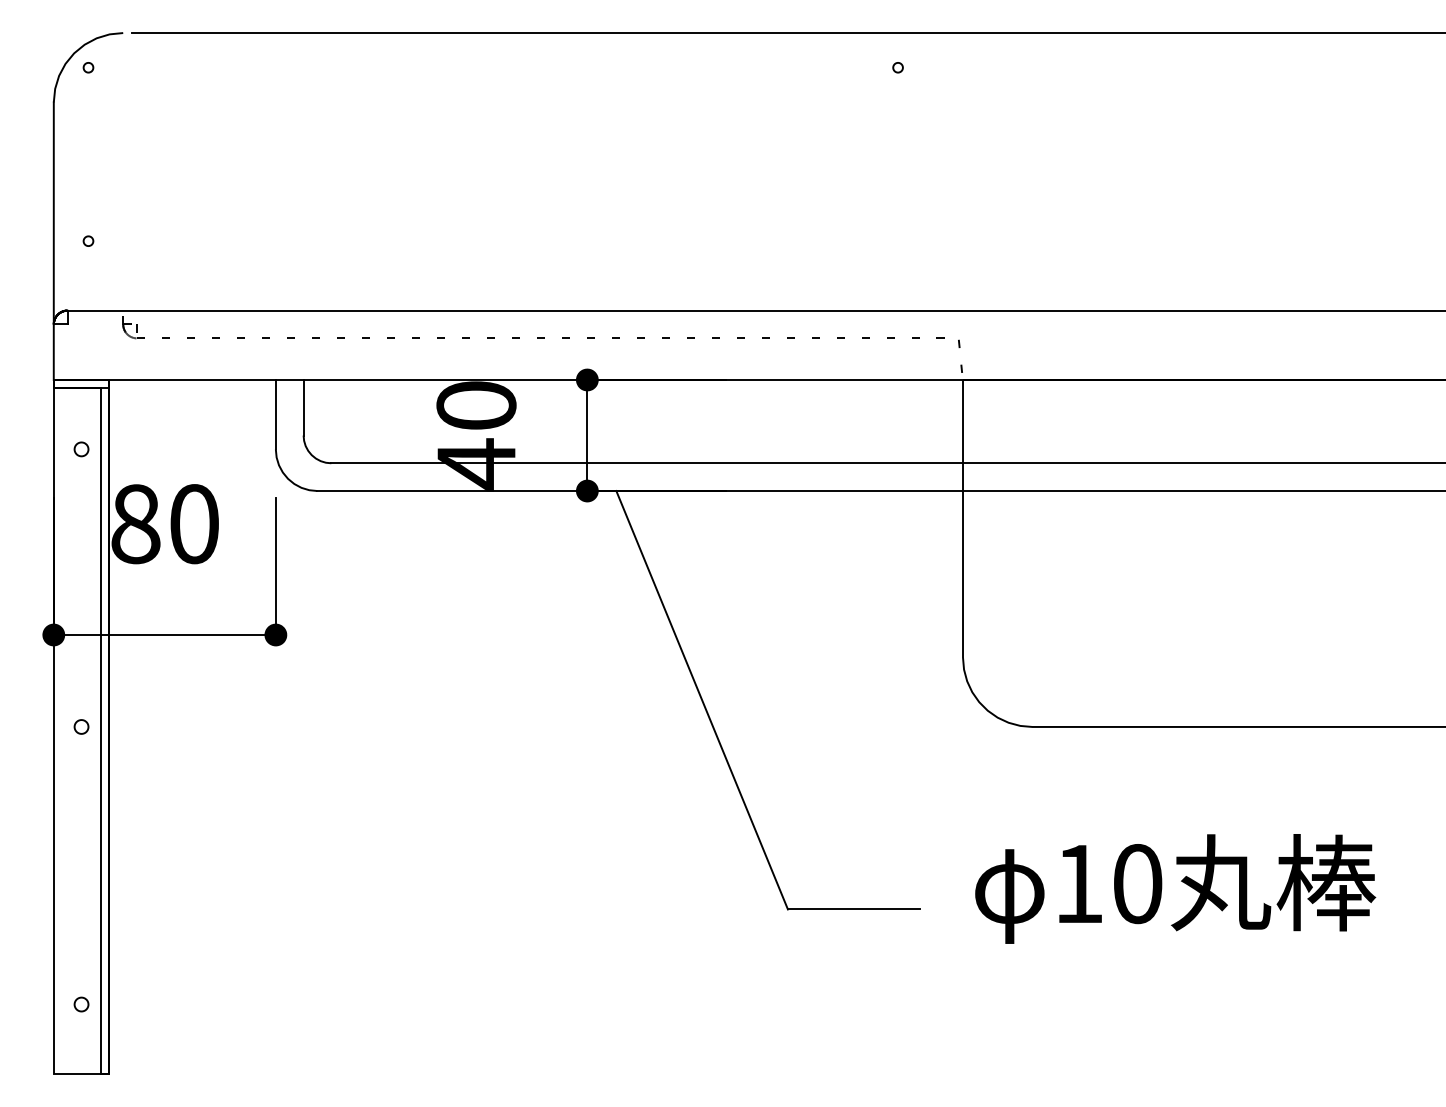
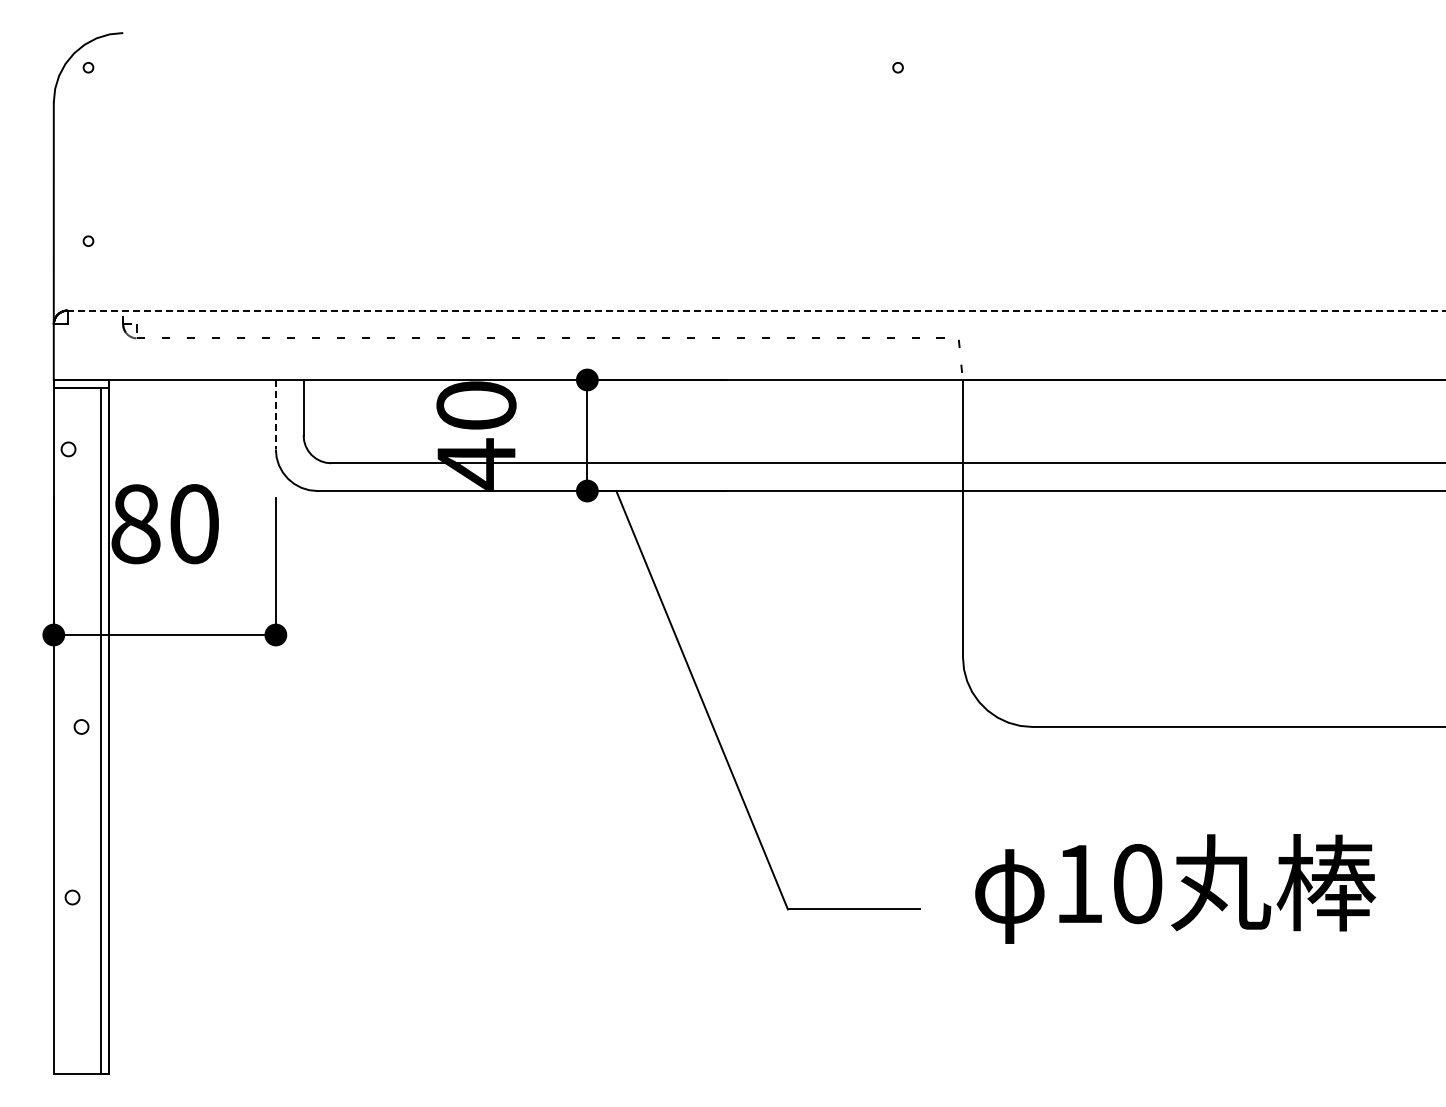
line: present -> none (786, 33)
line: solid -> dashed (756, 310)
line: solid -> dashed (275, 414)
part position: (81, 449) -> (68, 449) (68, 449)
part position: (81, 1004) -> (72, 897) (72, 897)
